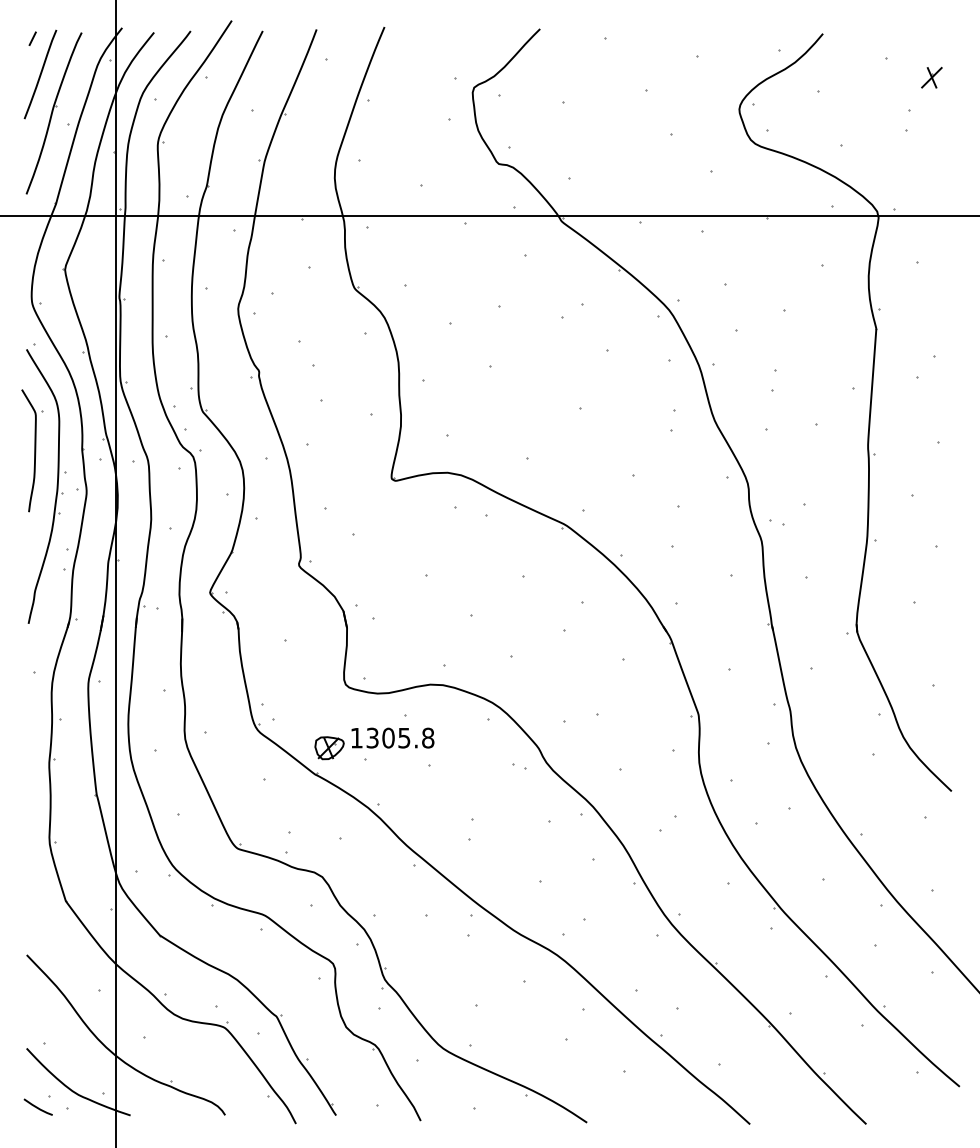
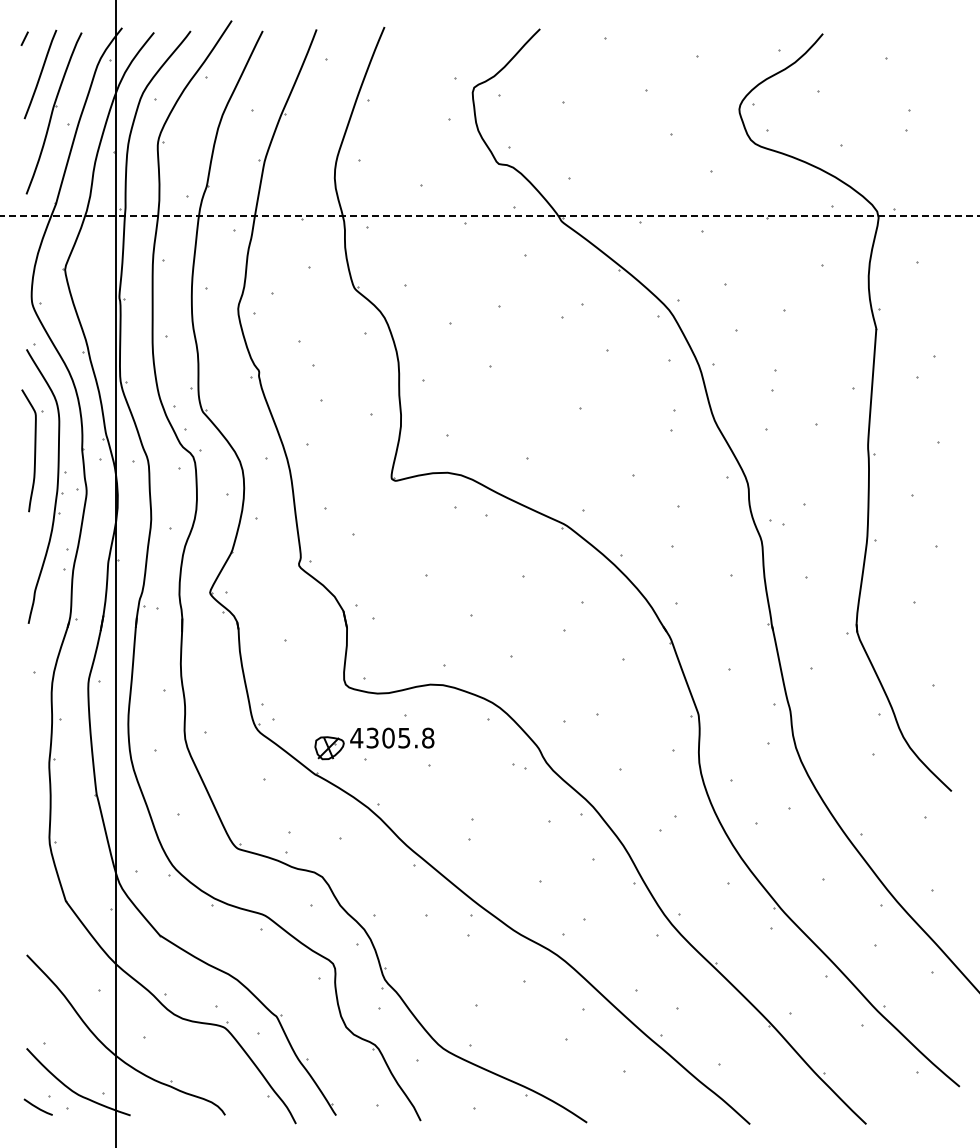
line position: (32, 38) -> (24, 38) (24, 38)
part: present -> none (931, 77)
line: solid -> dashed (489, 215)
text: 1305.8 -> 4305.8 (356, 738)
